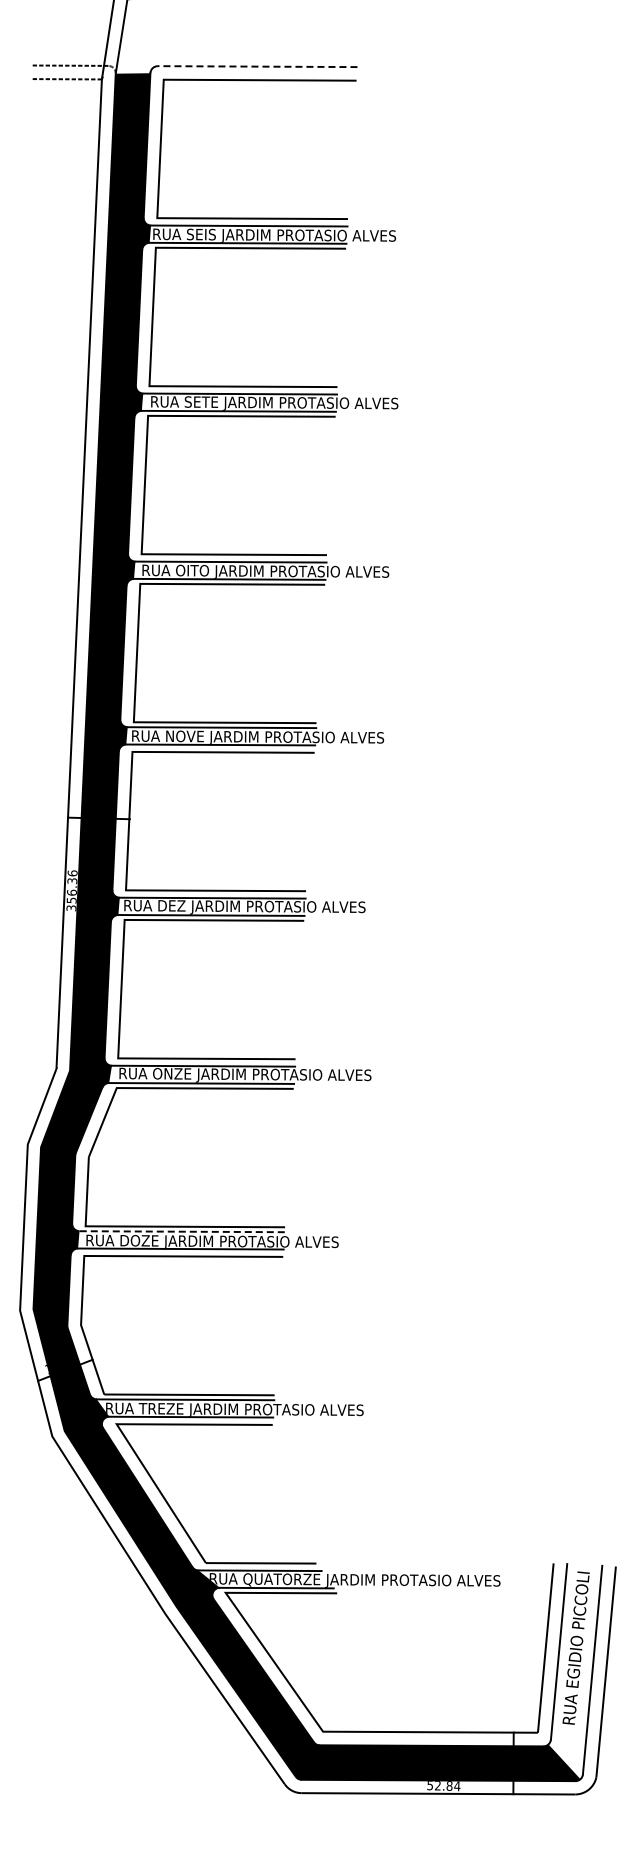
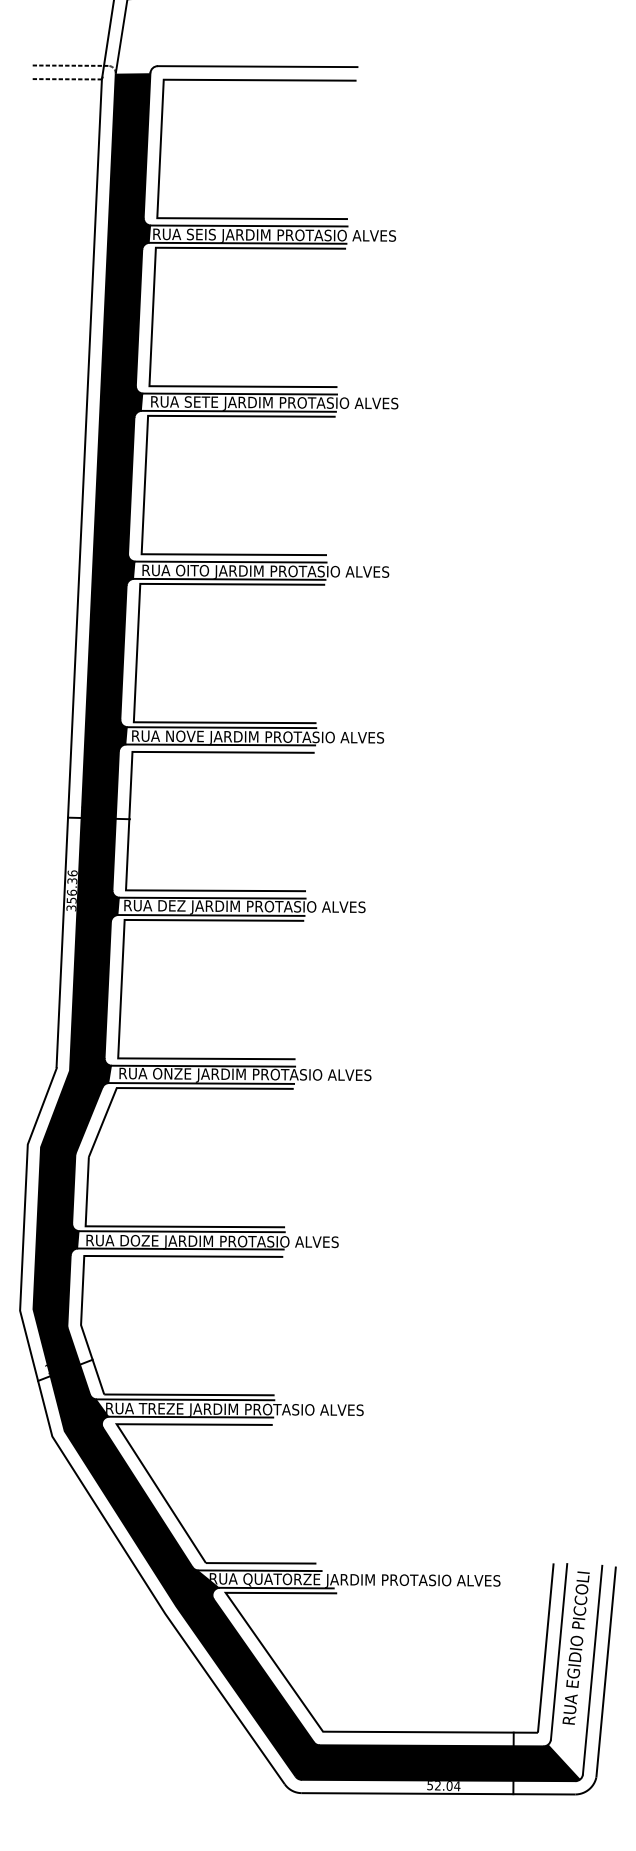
line: dashed -> solid (257, 66)
line: dashed -> solid (182, 1231)
text: 52.84 -> 52.04 (449, 1785)
